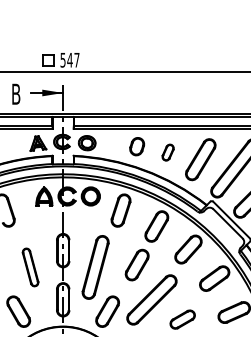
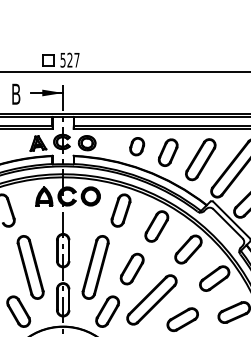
text: 547 -> 527 (69, 59)
part size: 14x19 px -> 22x29 px (167, 152)
part position: (136, 264) -> (131, 268) (131, 268)
part size: 19x41 px -> 29x65 px (30, 267)
part size: 27x21 px -> 33x25 px (182, 319)
